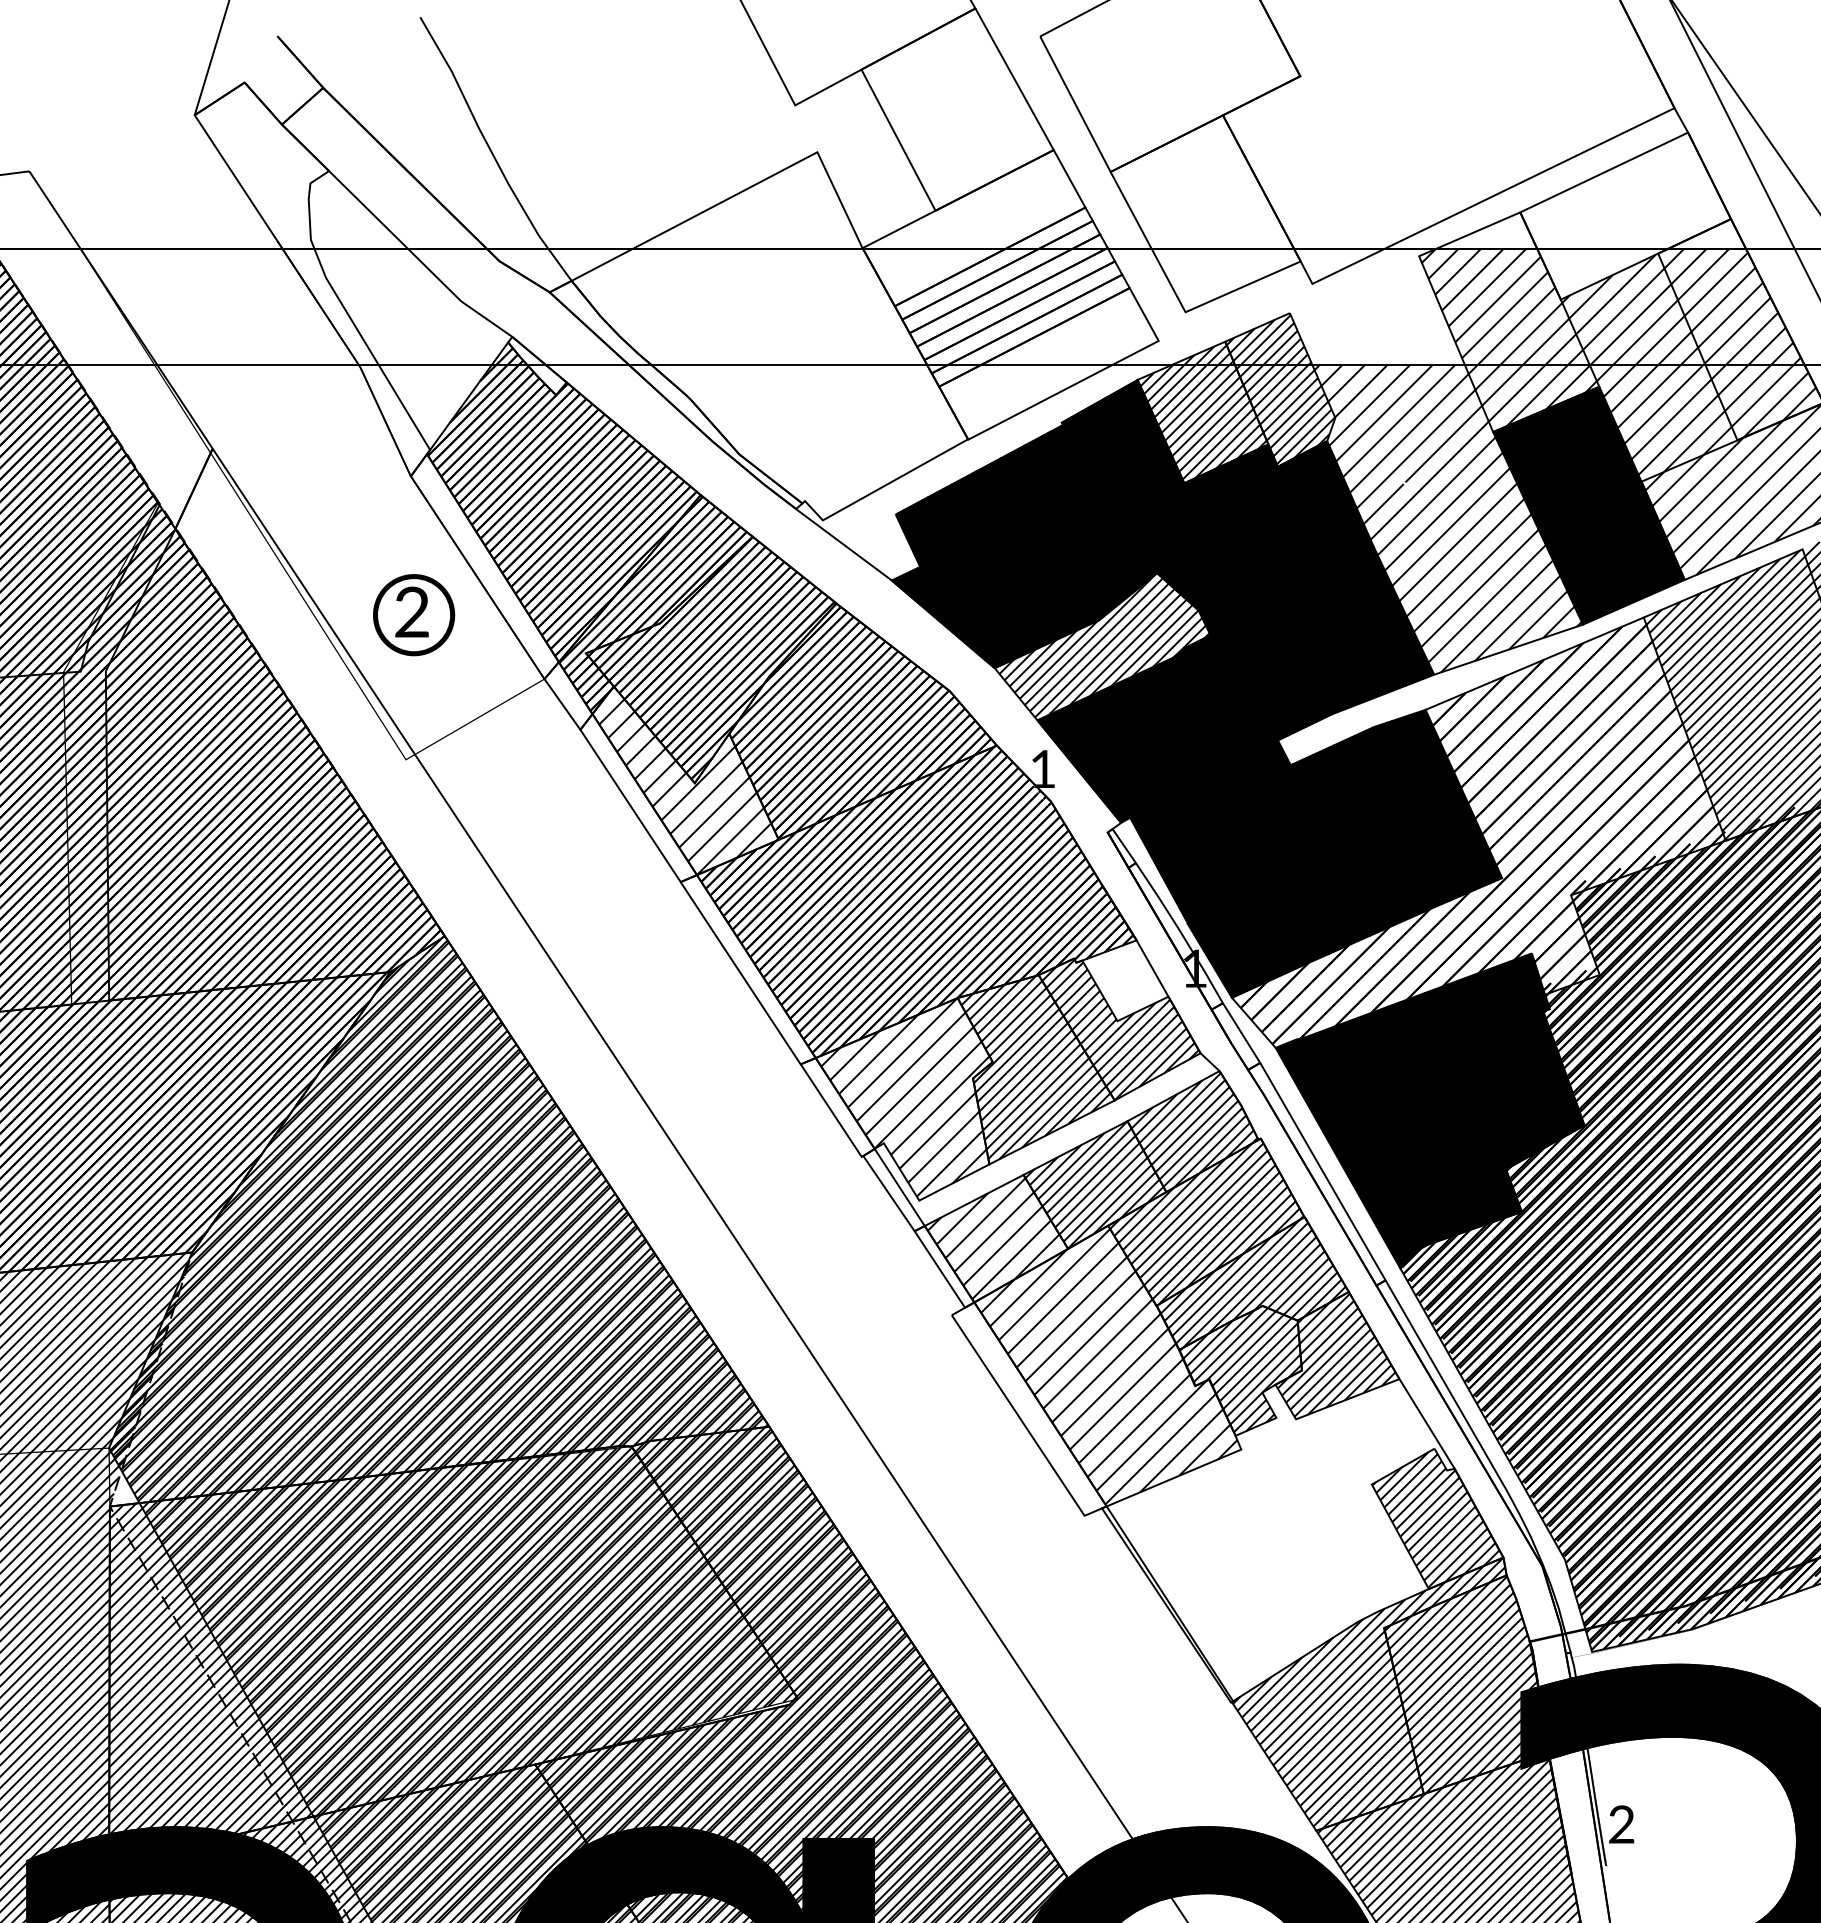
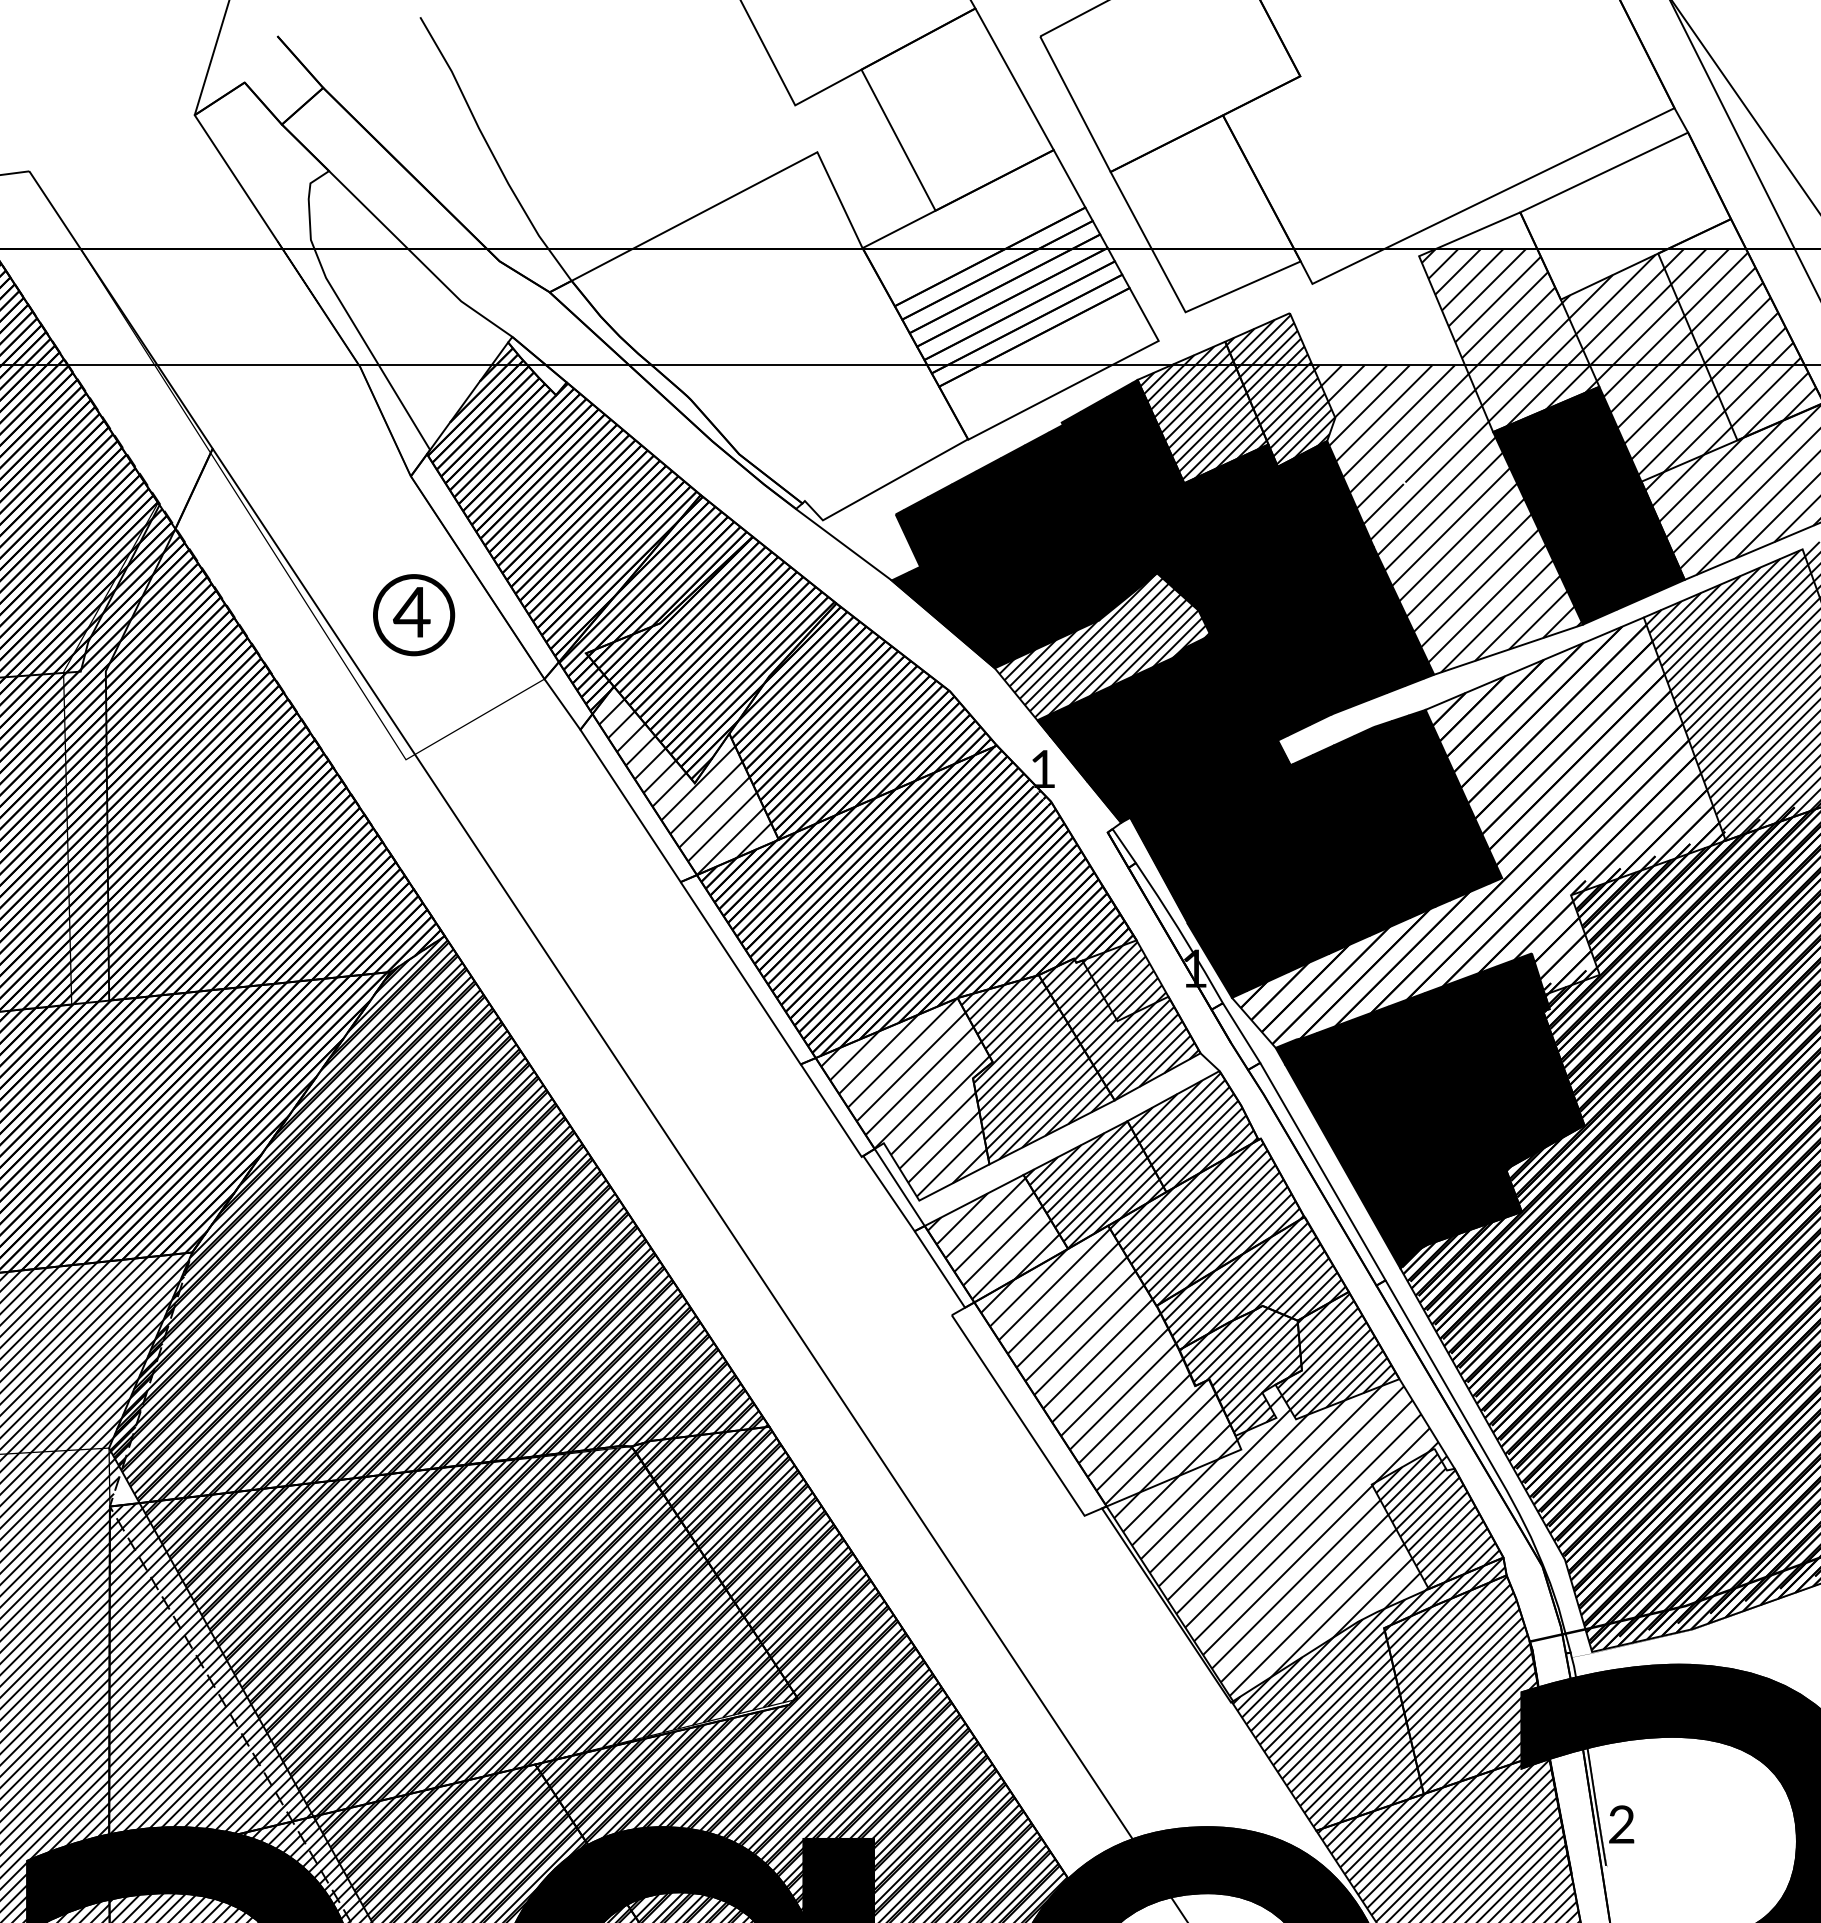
text: 2 -> 4 (411, 611)
hatch: none -> present (1124, 980)
hatch: none -> present (1280, 1541)
